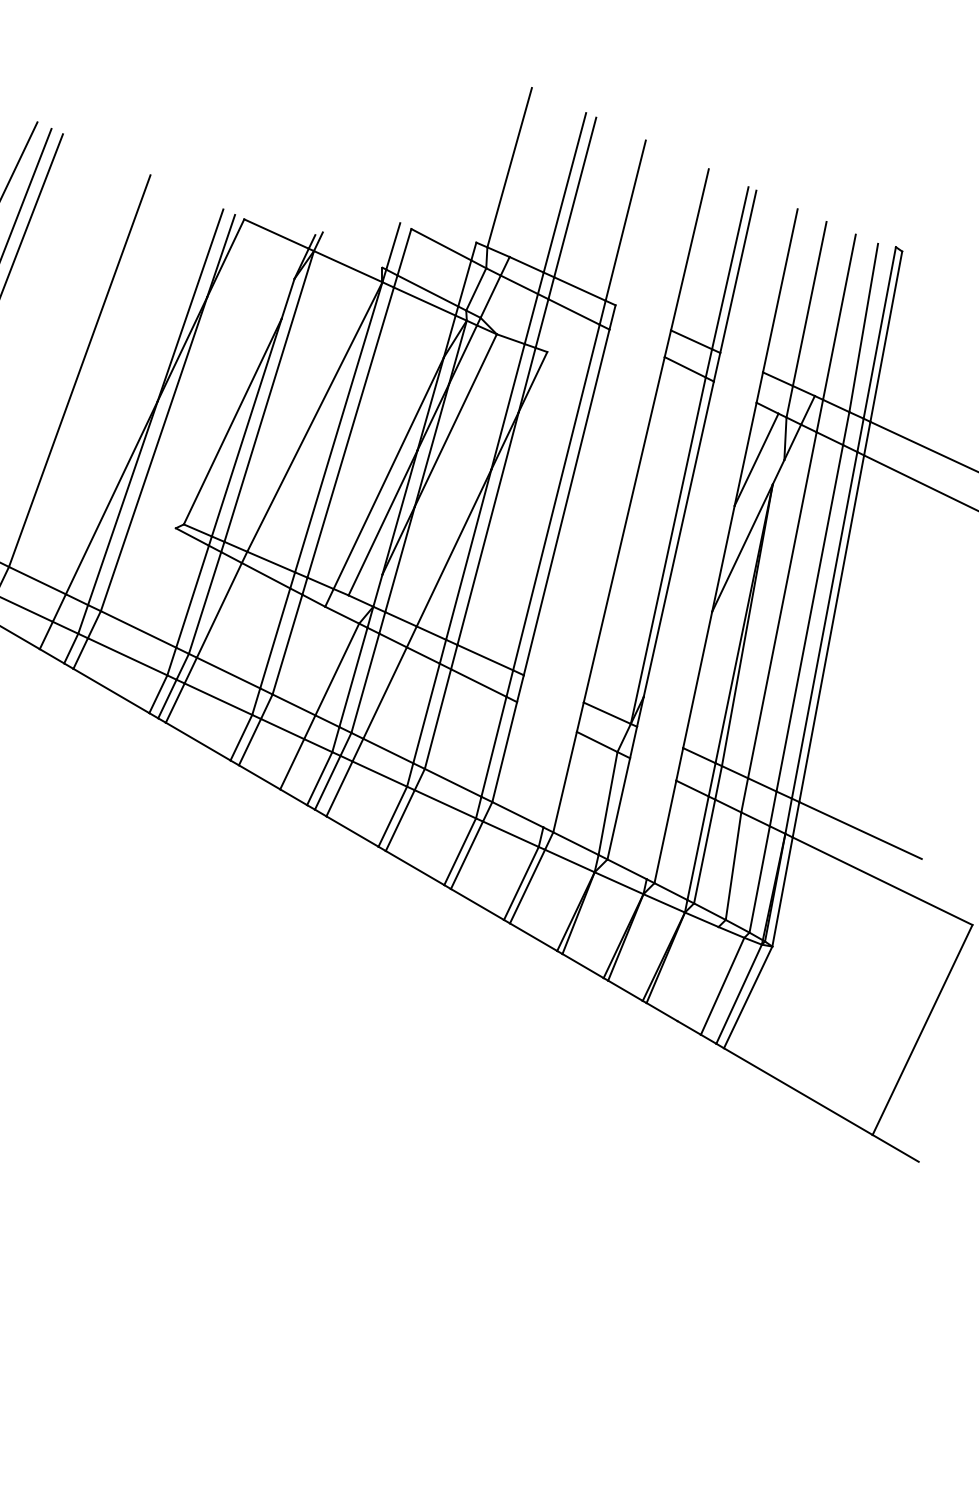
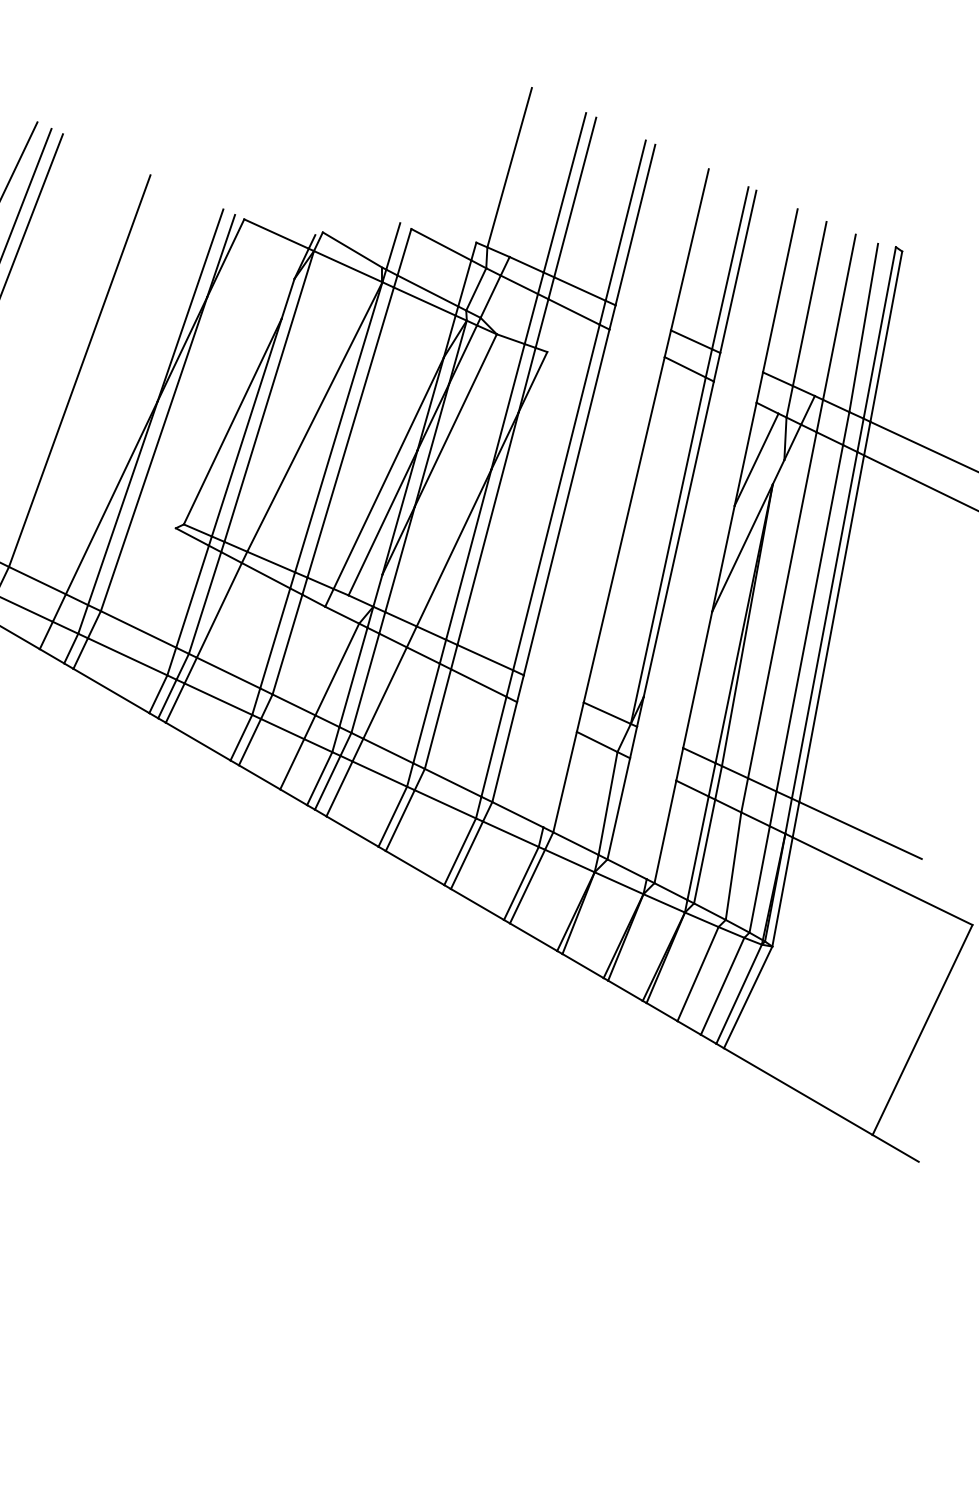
line: none -> present (635, 224)
line: none -> present (352, 249)
line: none -> present (697, 974)
